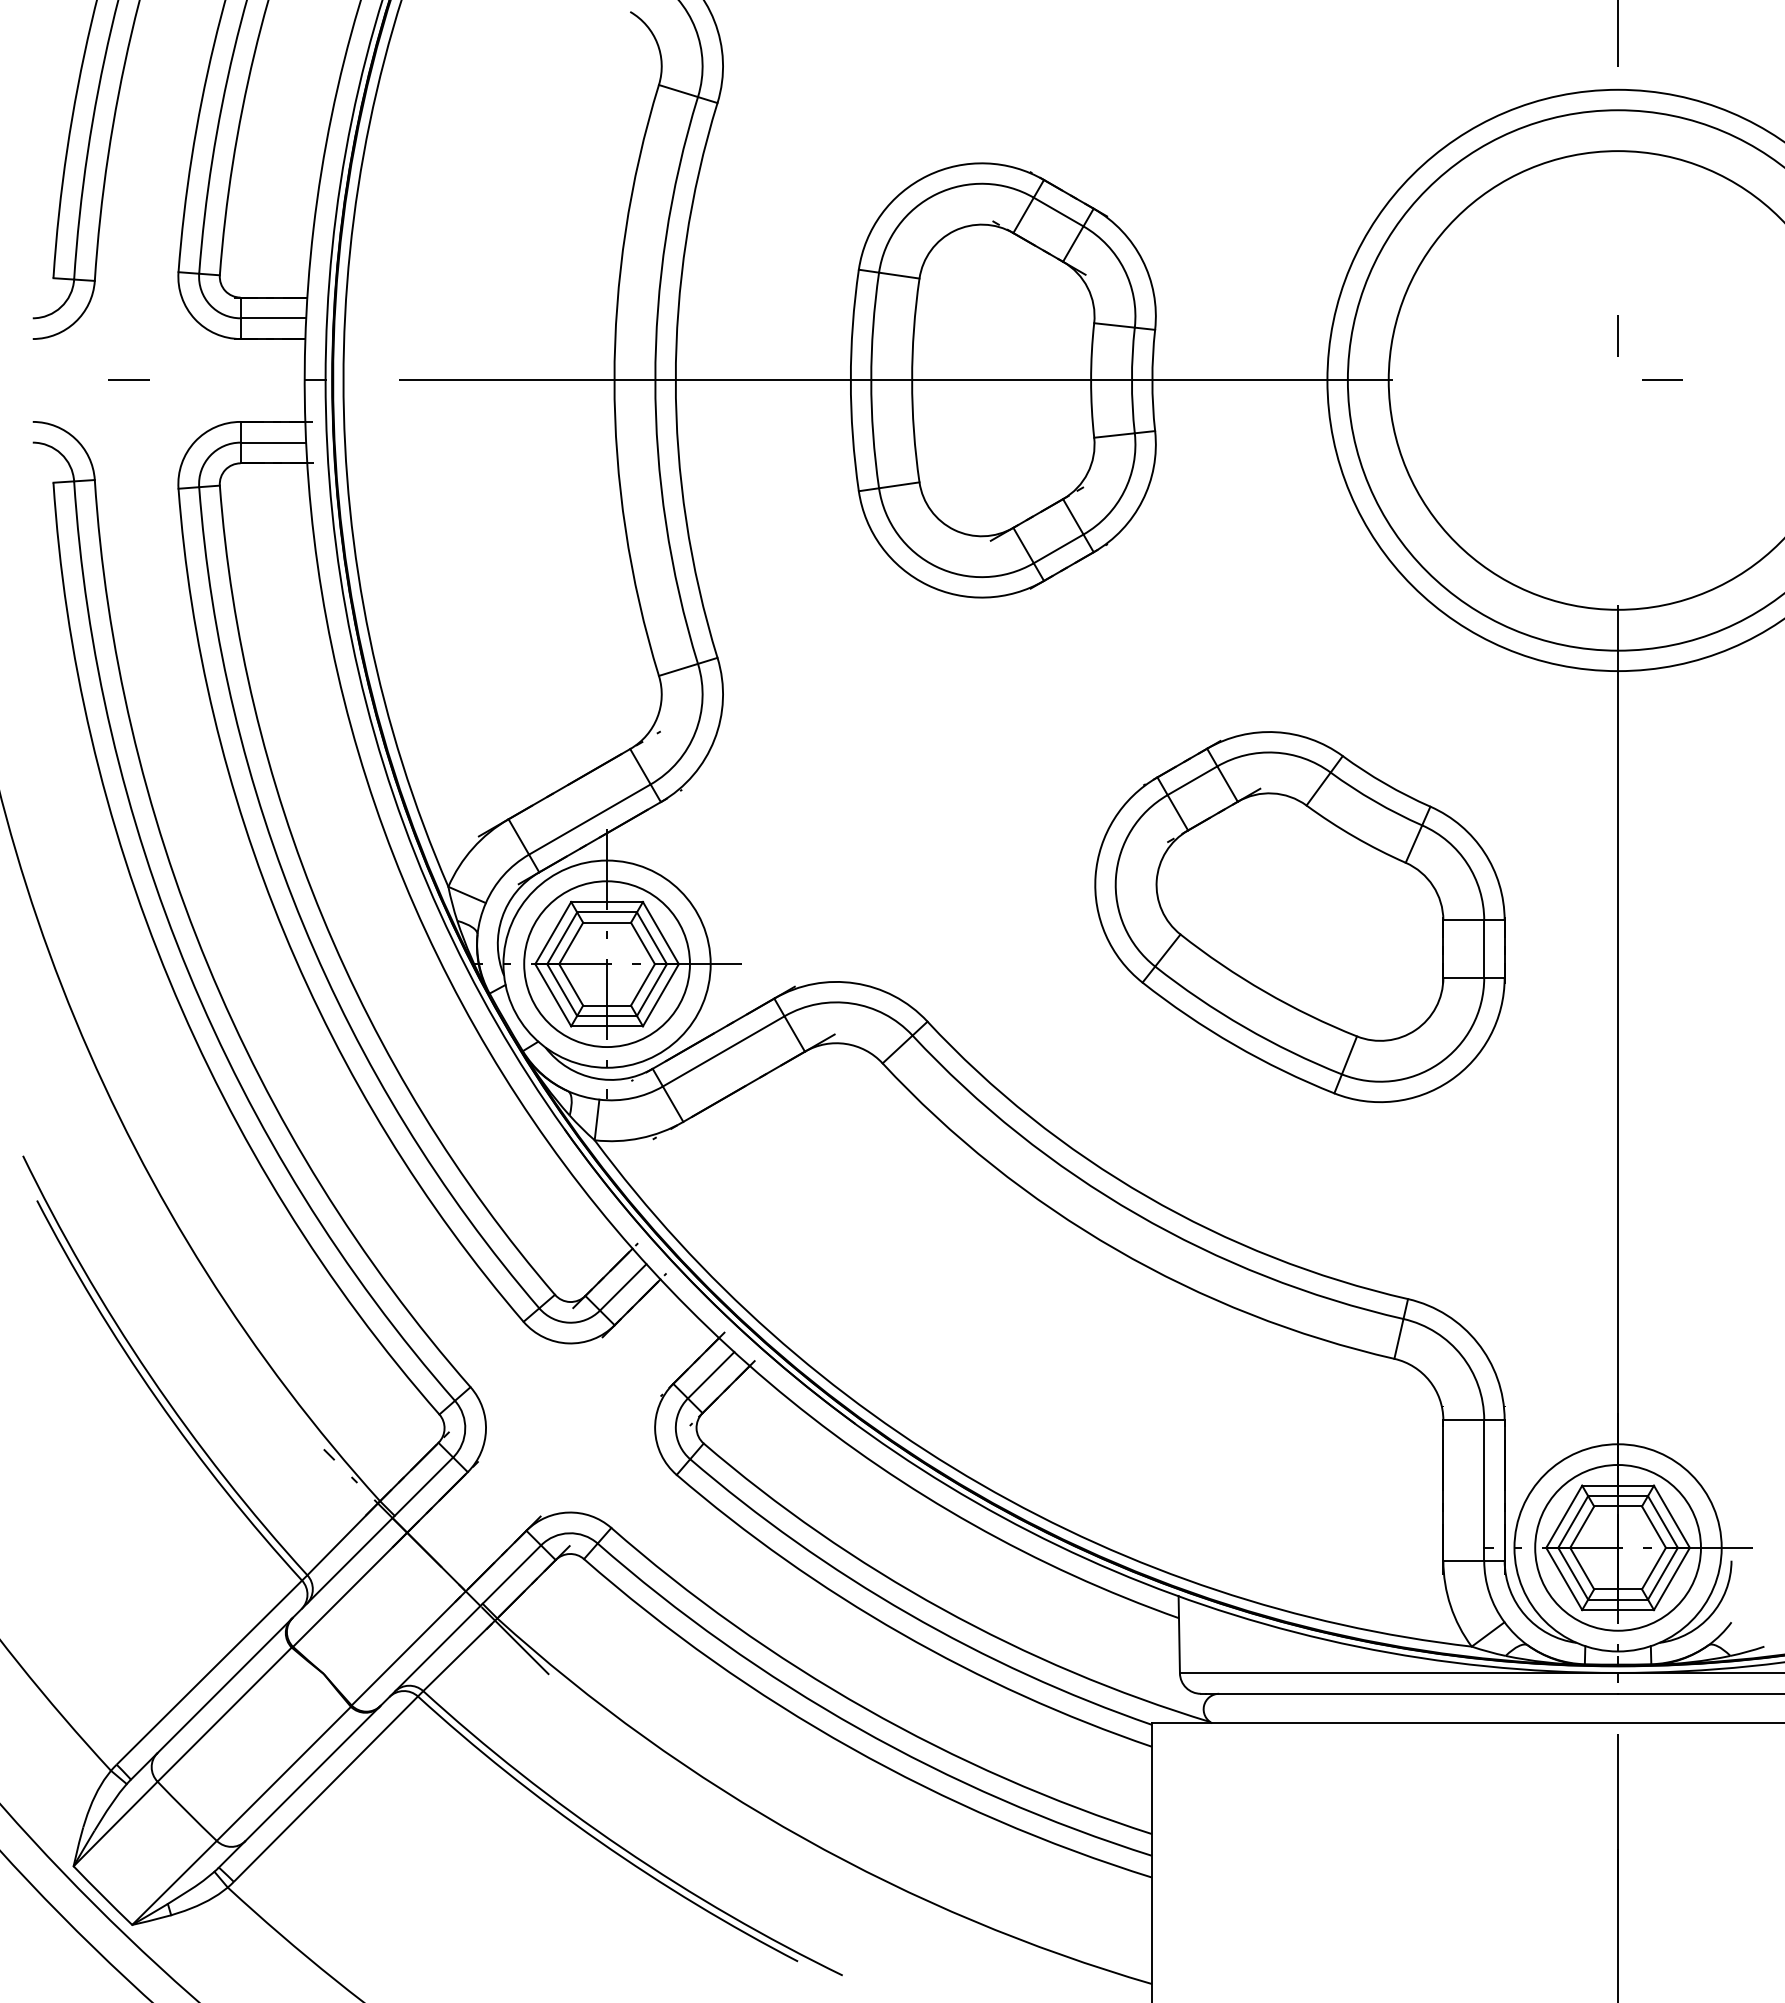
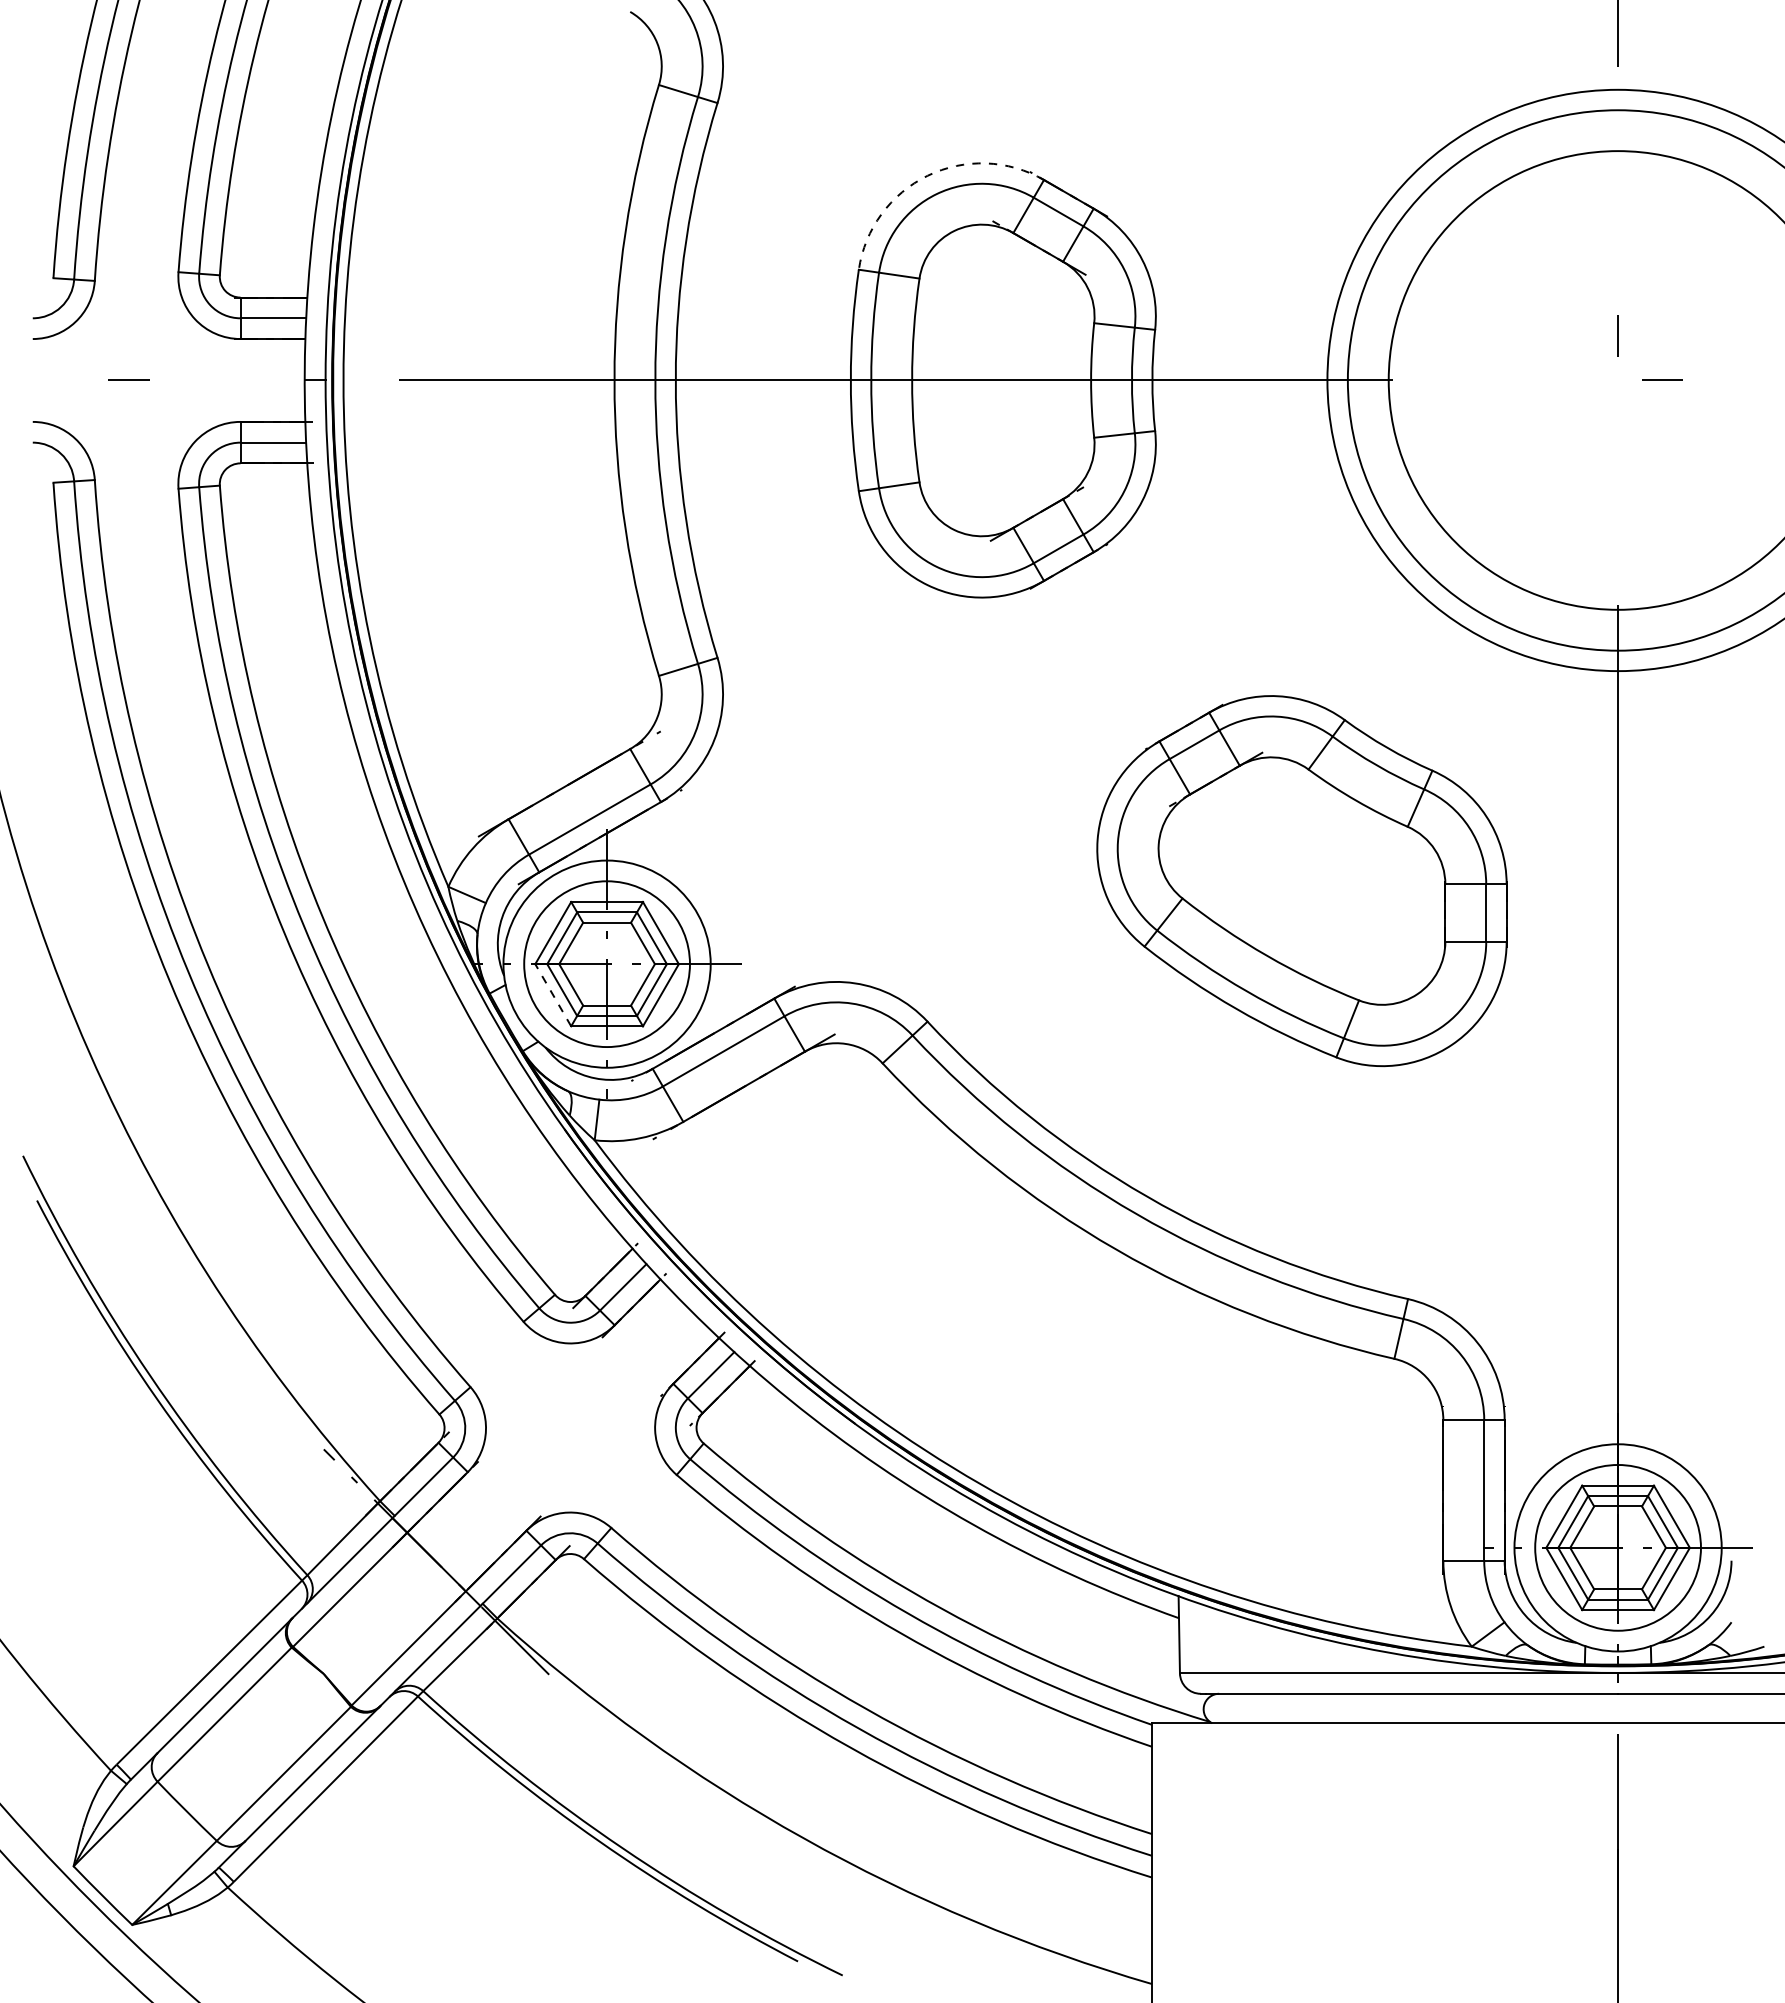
arc: solid -> dashed (927, 175)
part position: (1299, 917) -> (1301, 881) (1301, 881)
line: solid -> dashed (553, 995)
